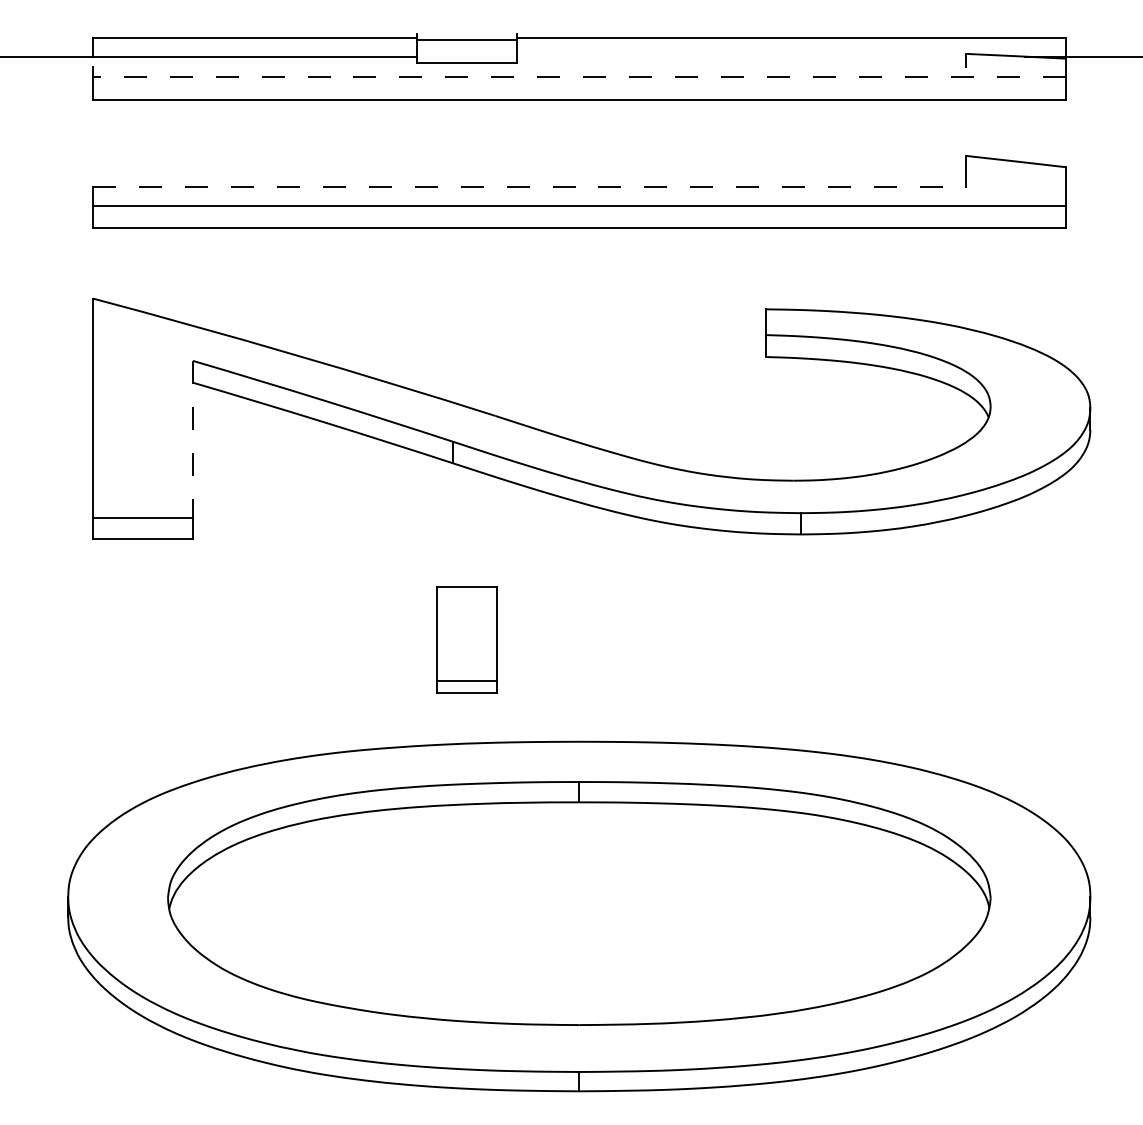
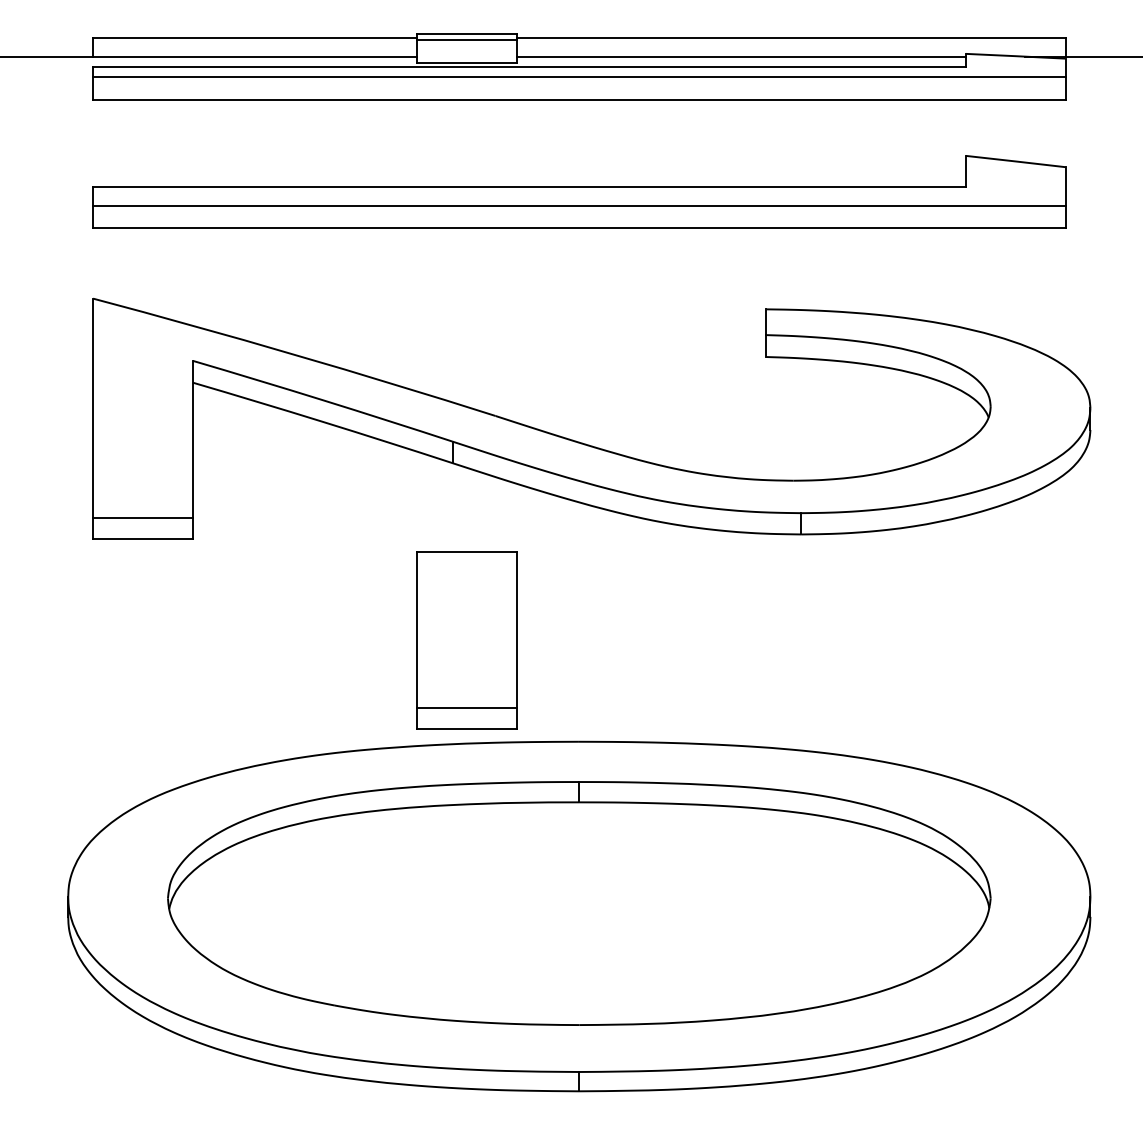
line: none -> present (467, 33)
line: none -> present (741, 56)
line: none -> present (529, 67)
line: dashed -> solid (578, 76)
line: dashed -> solid (529, 186)
line: dashed -> solid (192, 439)
part size: 62x108 px -> 102x179 px (466, 640)
